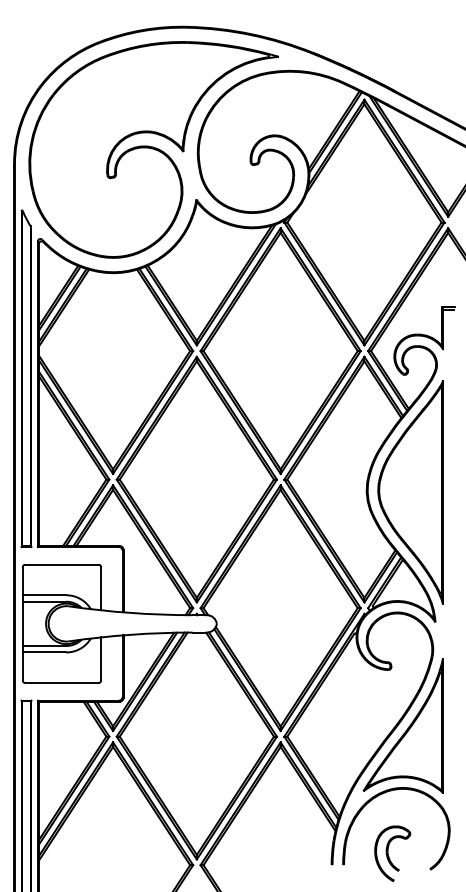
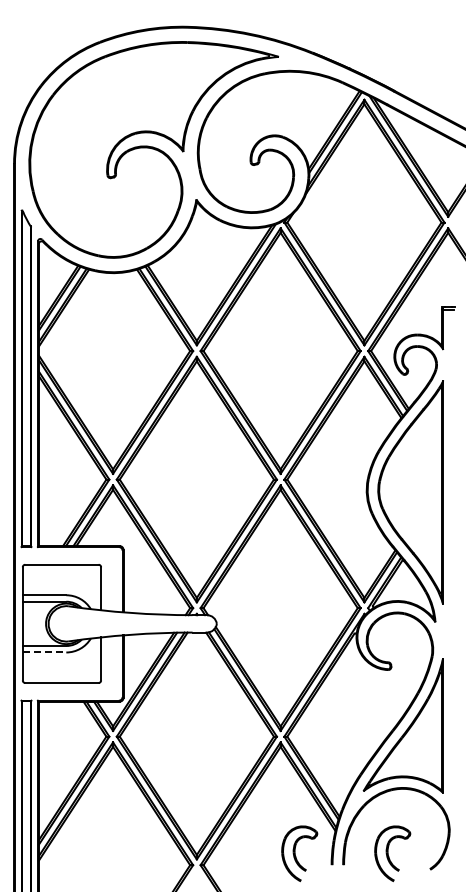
line: solid -> dashed (44, 652)
part: none -> present (299, 853)
